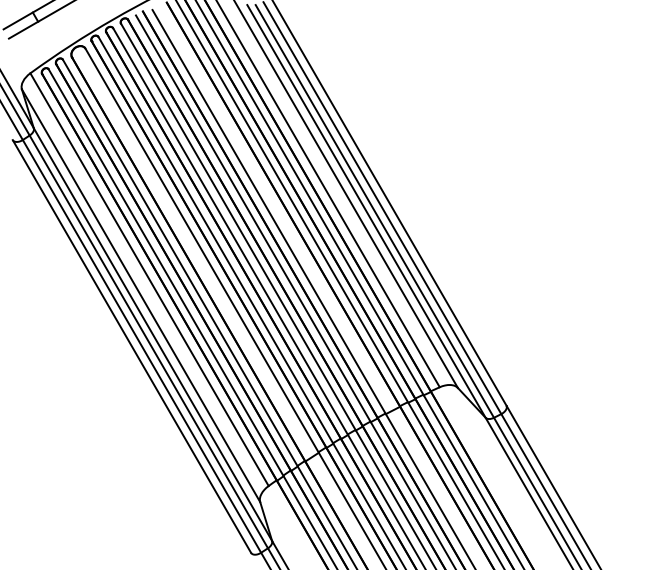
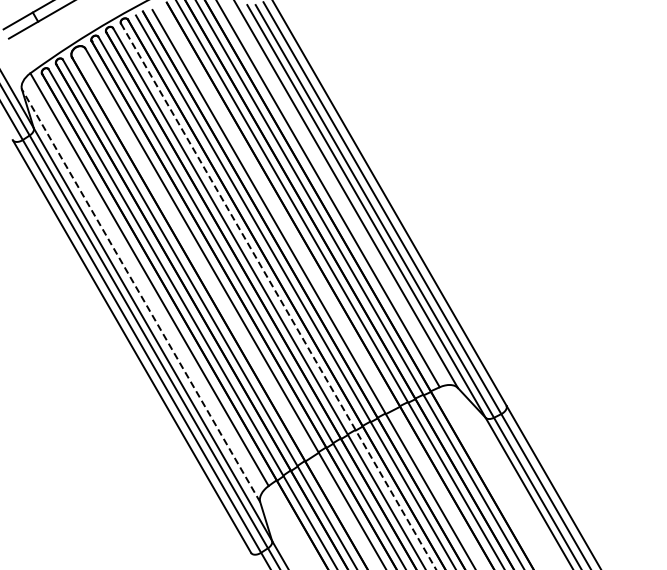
line: solid -> dashed (140, 295)
line: solid -> dashed (278, 297)
